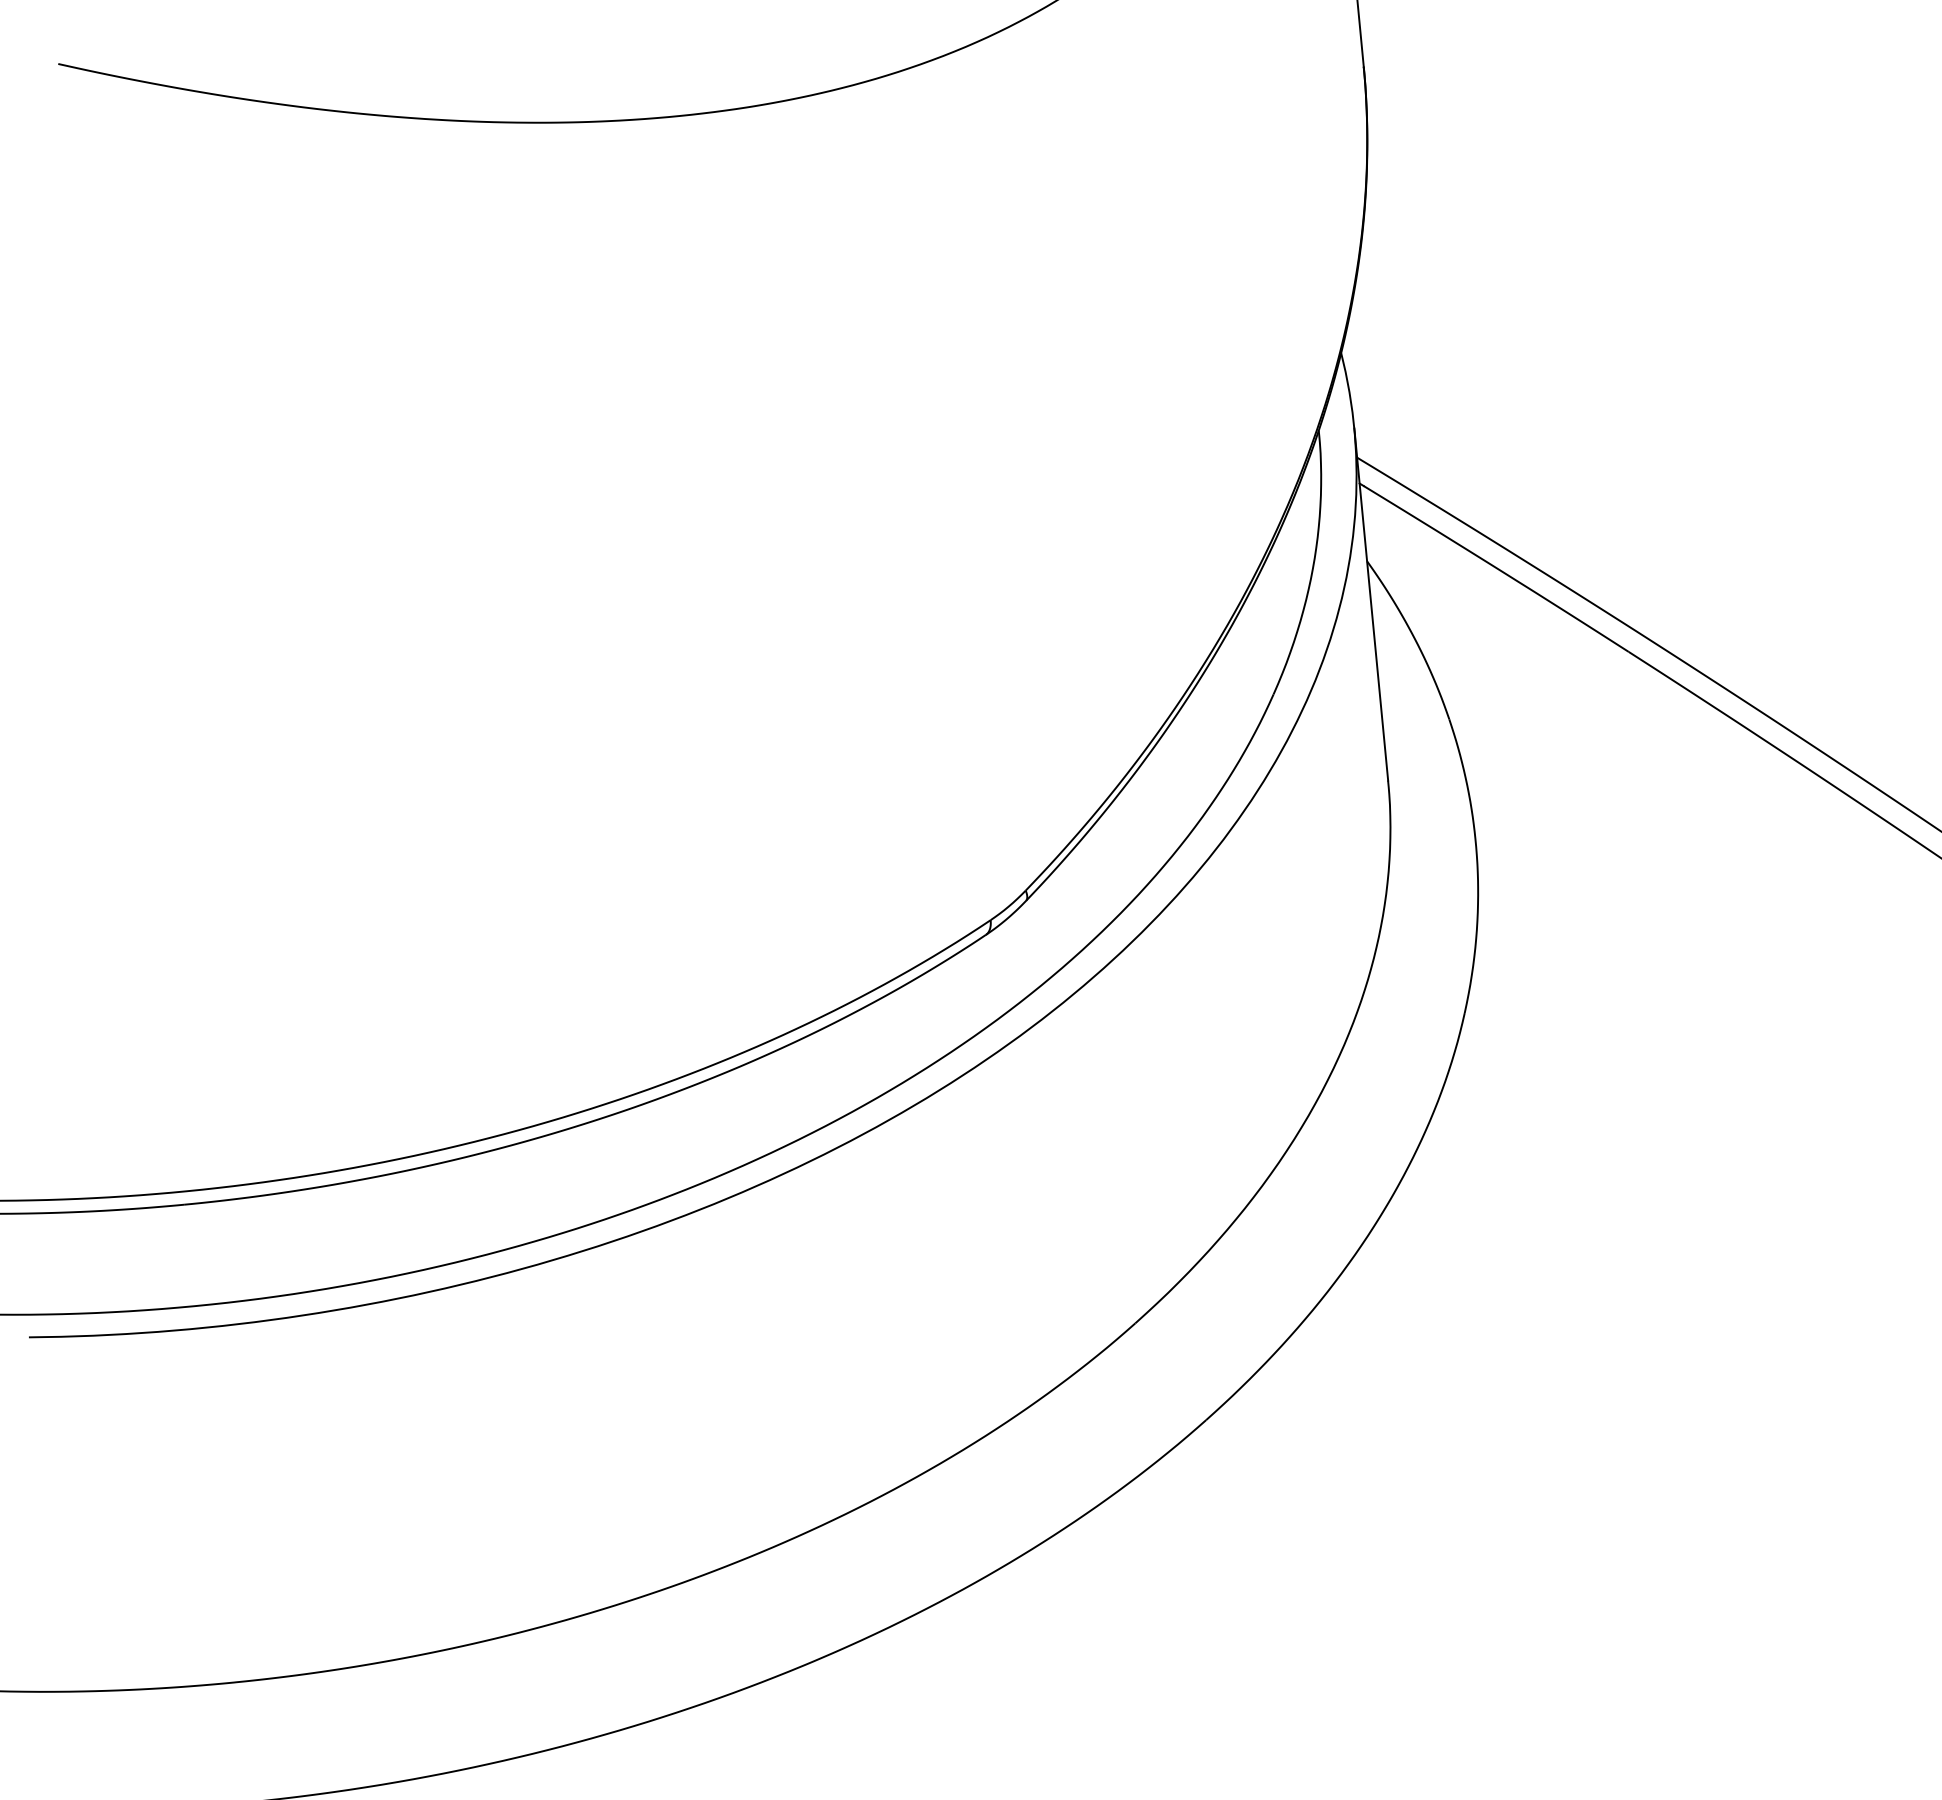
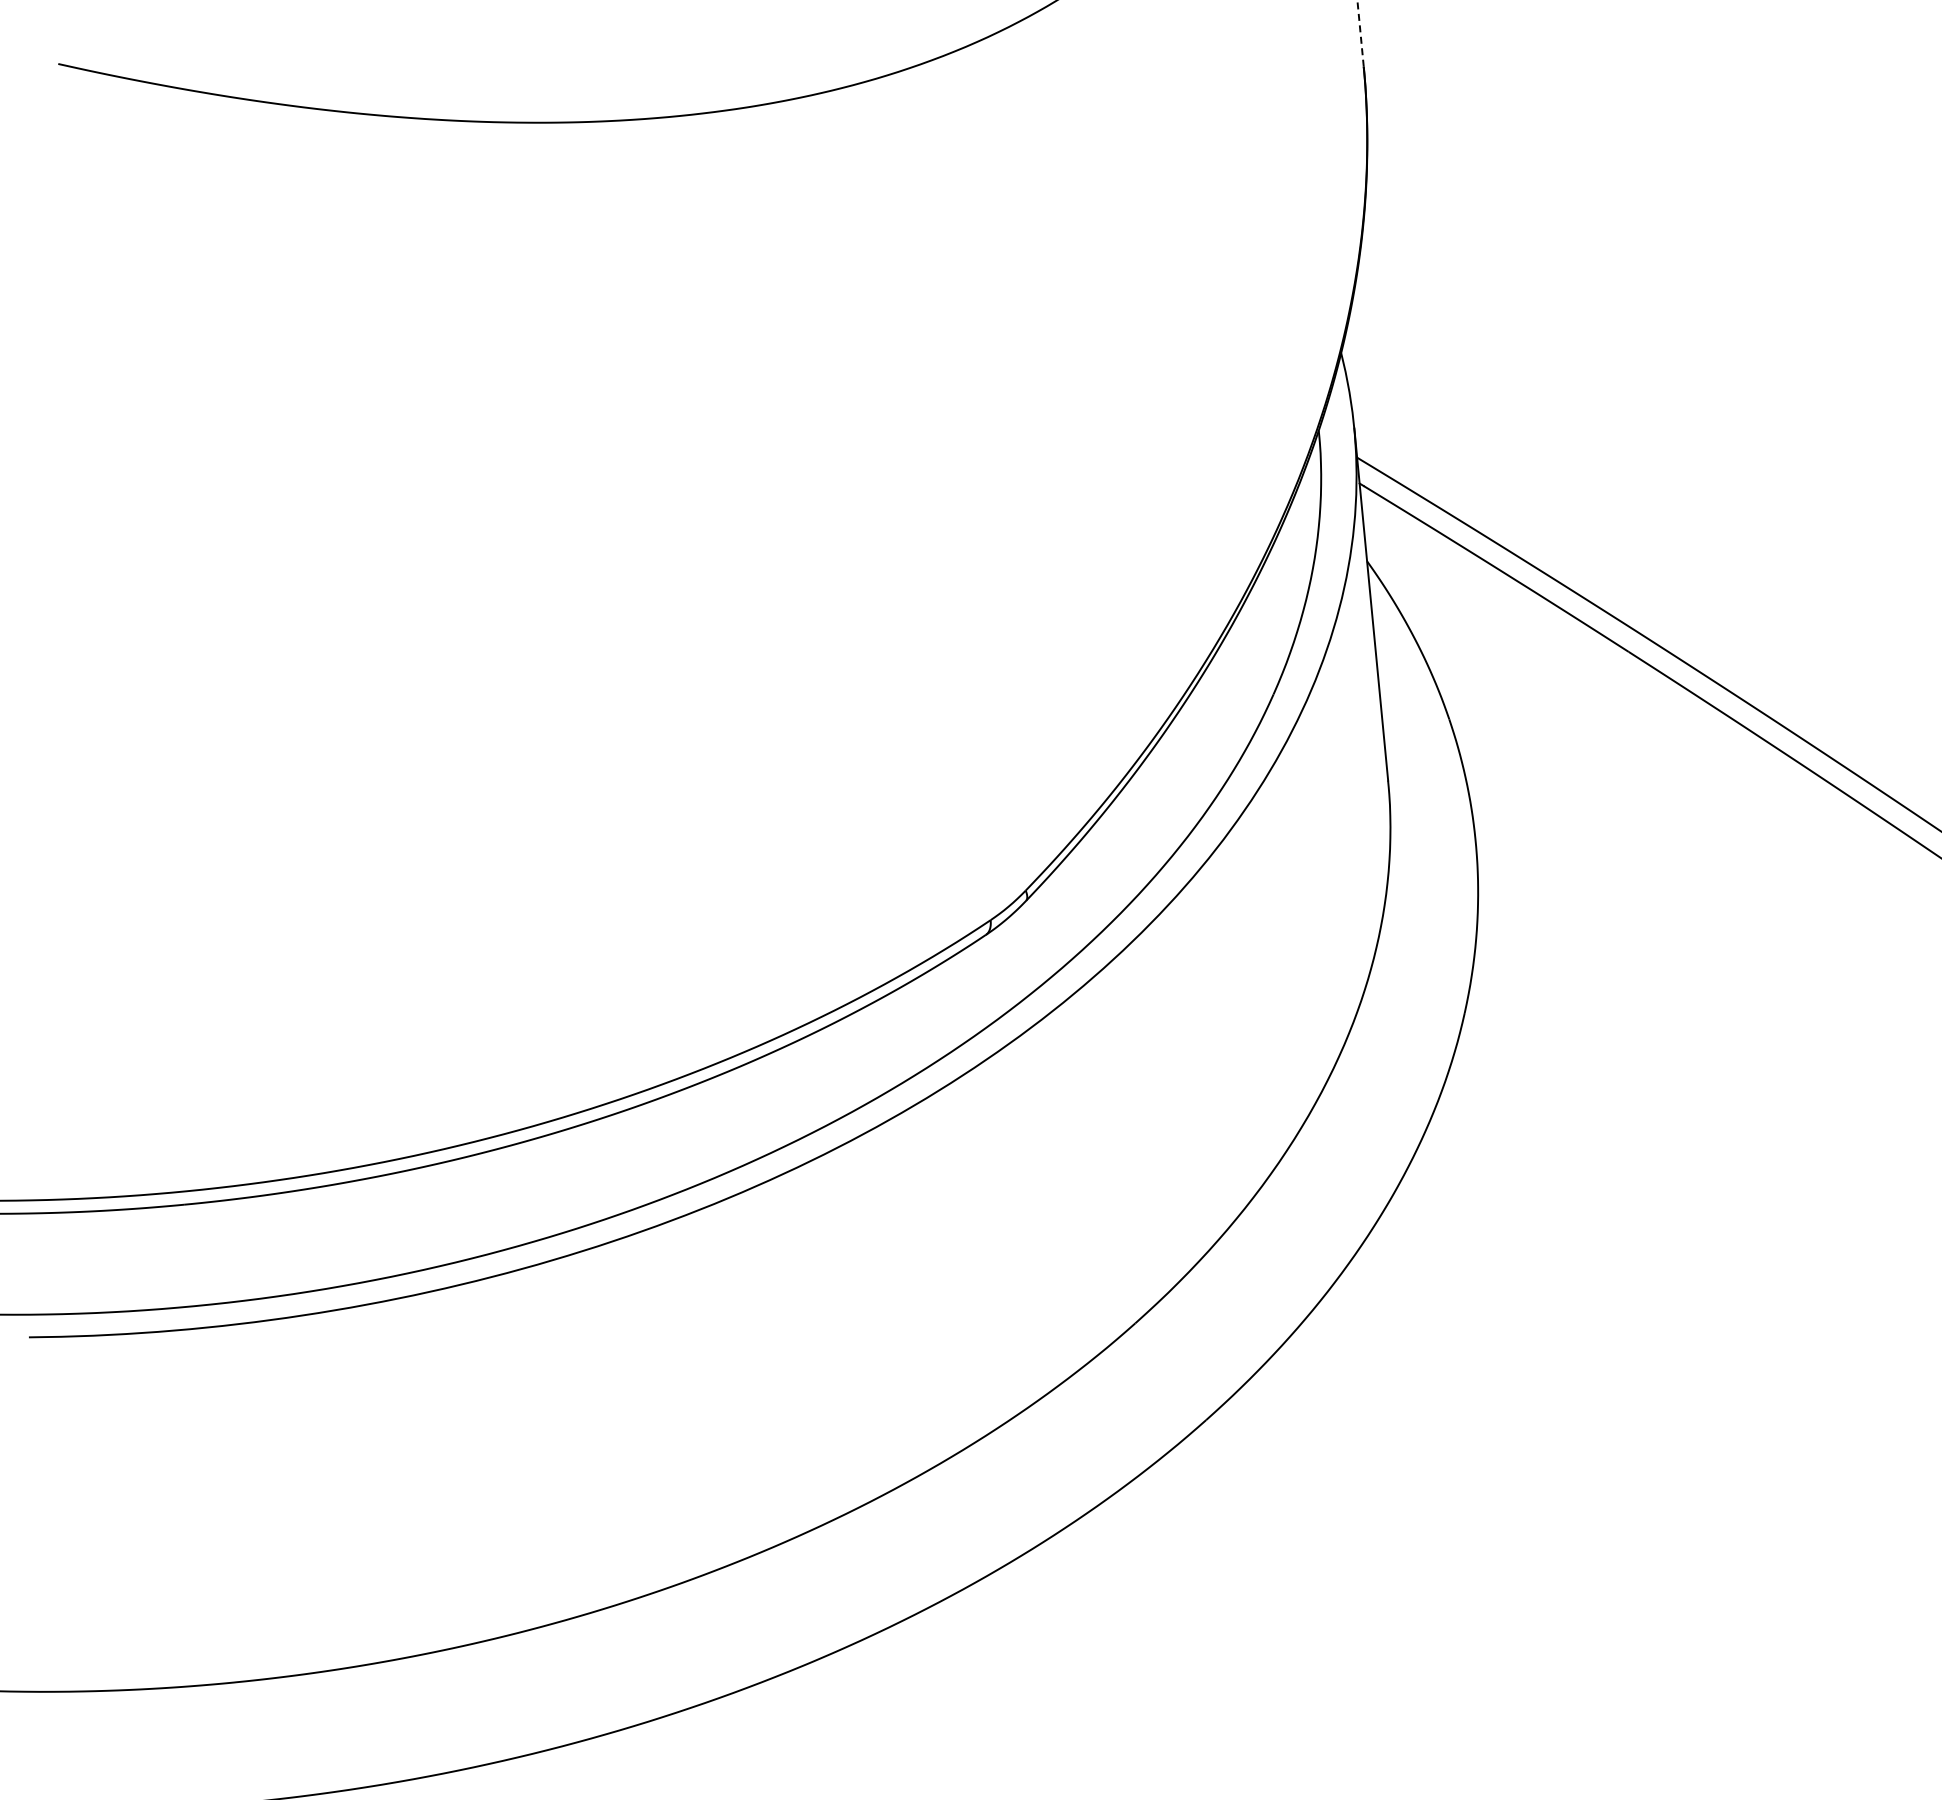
line: solid -> dashed (1360, 32)
